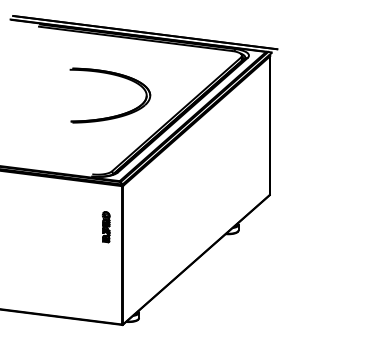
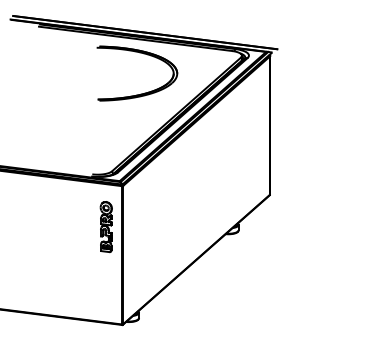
part position: (116, 76) -> (143, 54) (143, 54)
part size: 9x33 px -> 14x53 px (105, 227)
